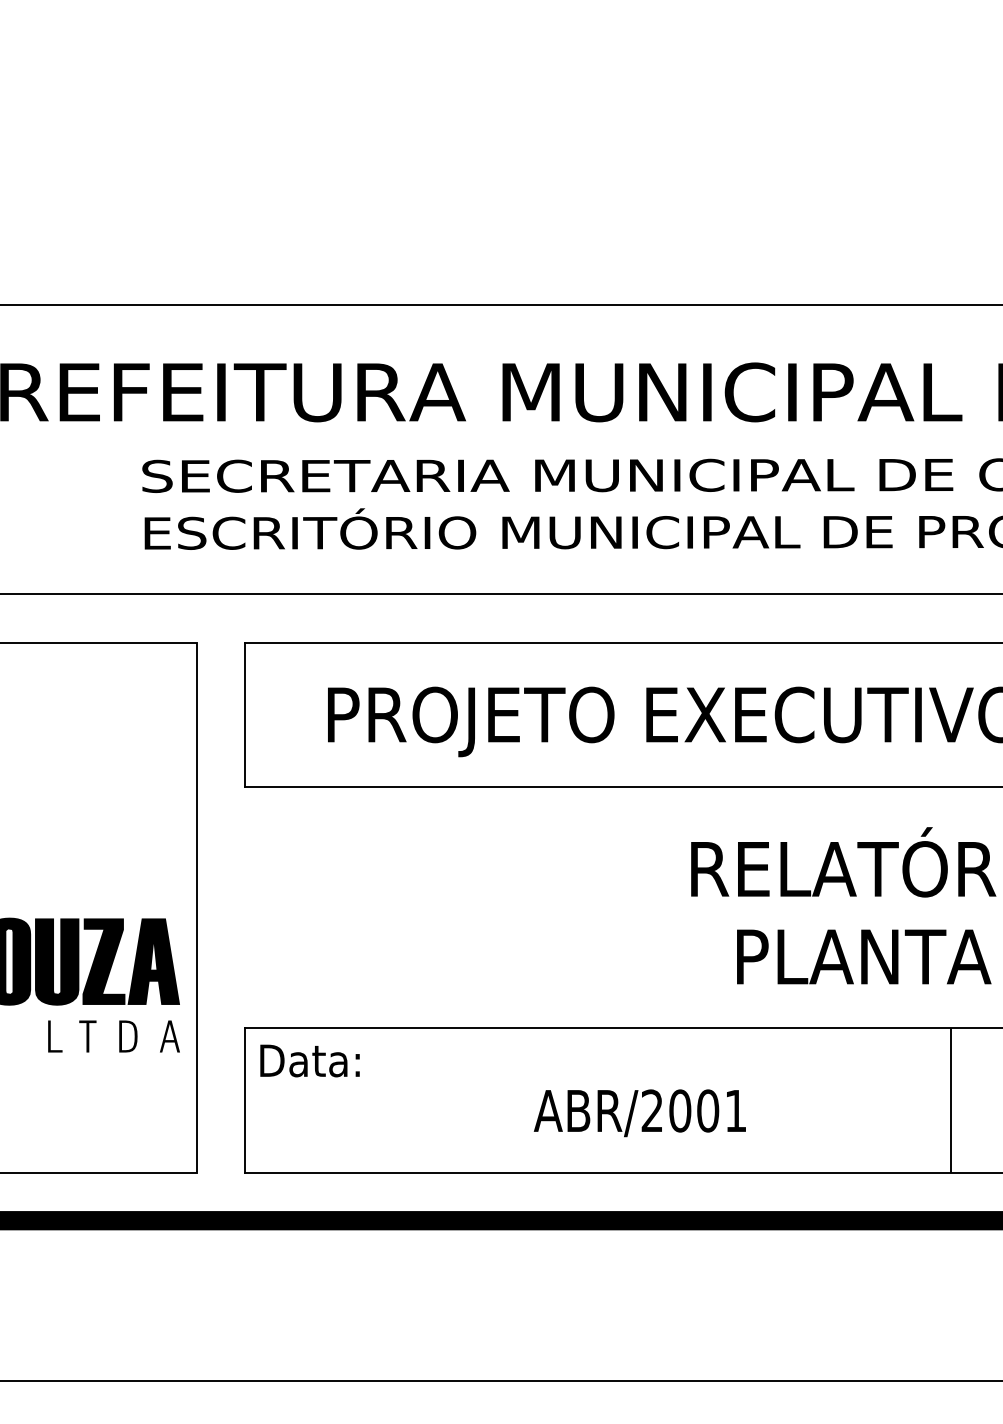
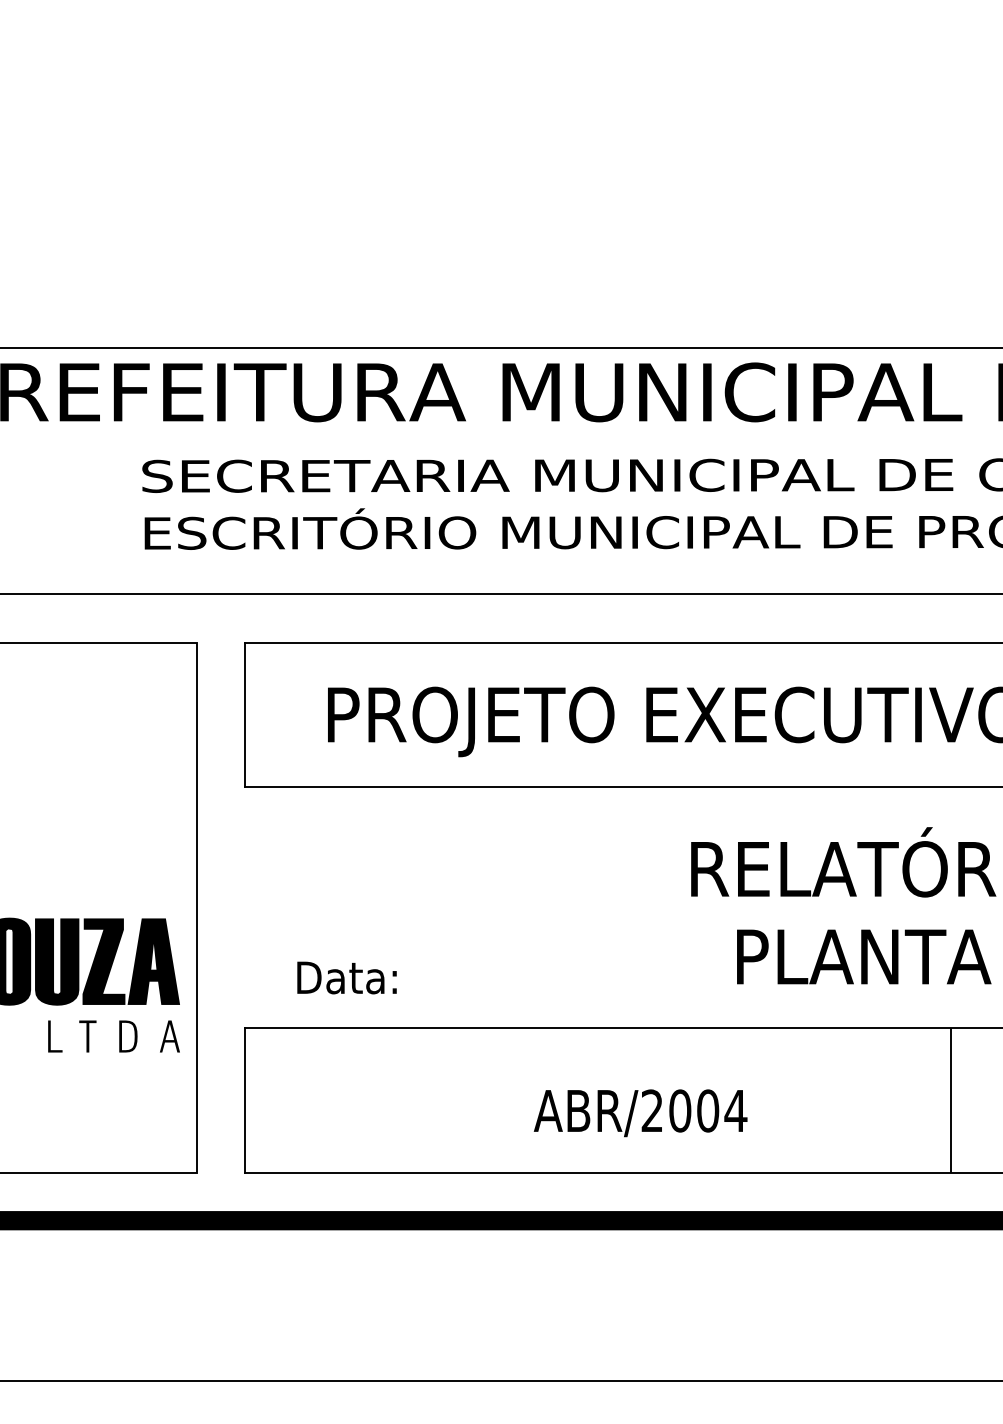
line position: (500, 305) -> (500, 348) (500, 348)
text position: (309, 1060) -> (346, 977) (346, 977)
text: ABR/2001 -> ABR/2004 (735, 1110)
